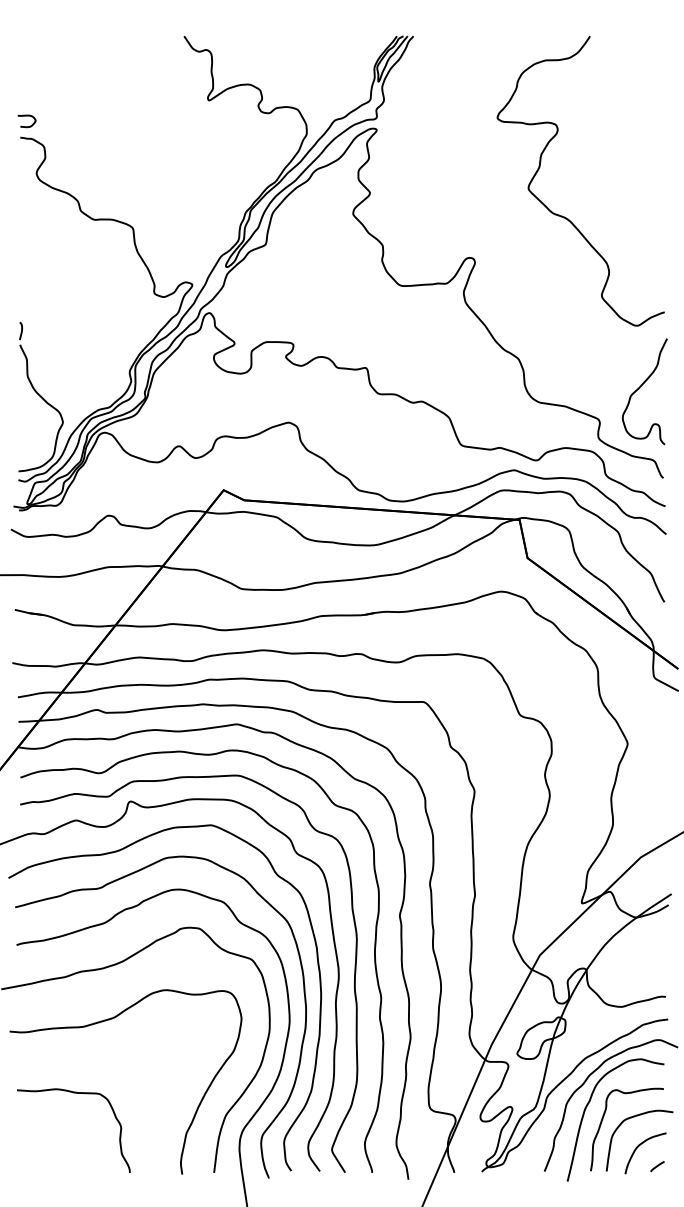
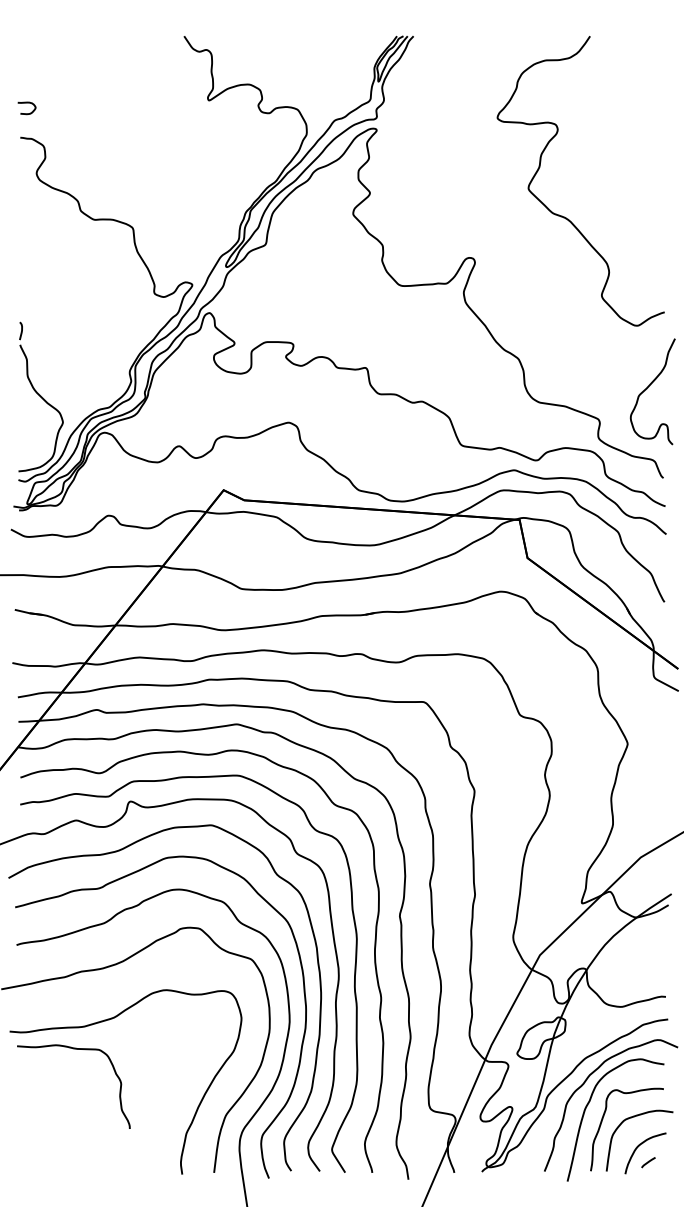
curve position: (26, 116) -> (26, 103) (26, 103)
curve position: (640, 388) -> (648, 388) (648, 388)
curve position: (73, 1093) -> (73, 1049) (73, 1049)
line position: (657, 1166) -> (648, 1162) (648, 1162)
